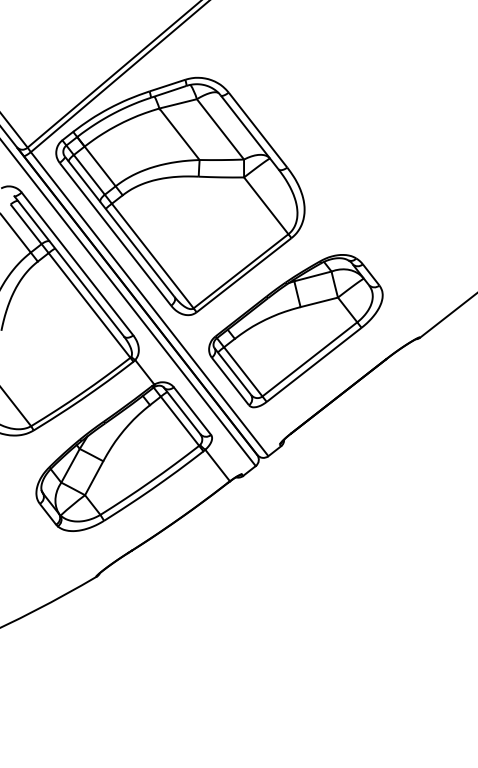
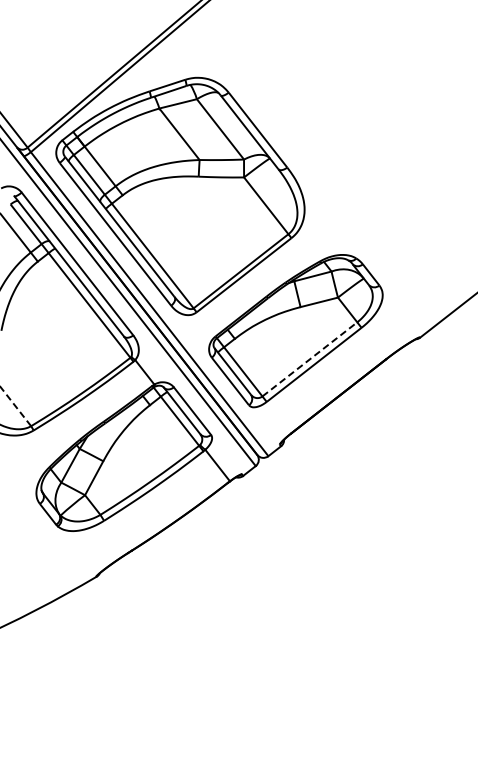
line: solid -> dashed (310, 359)
line: solid -> dashed (15, 406)
